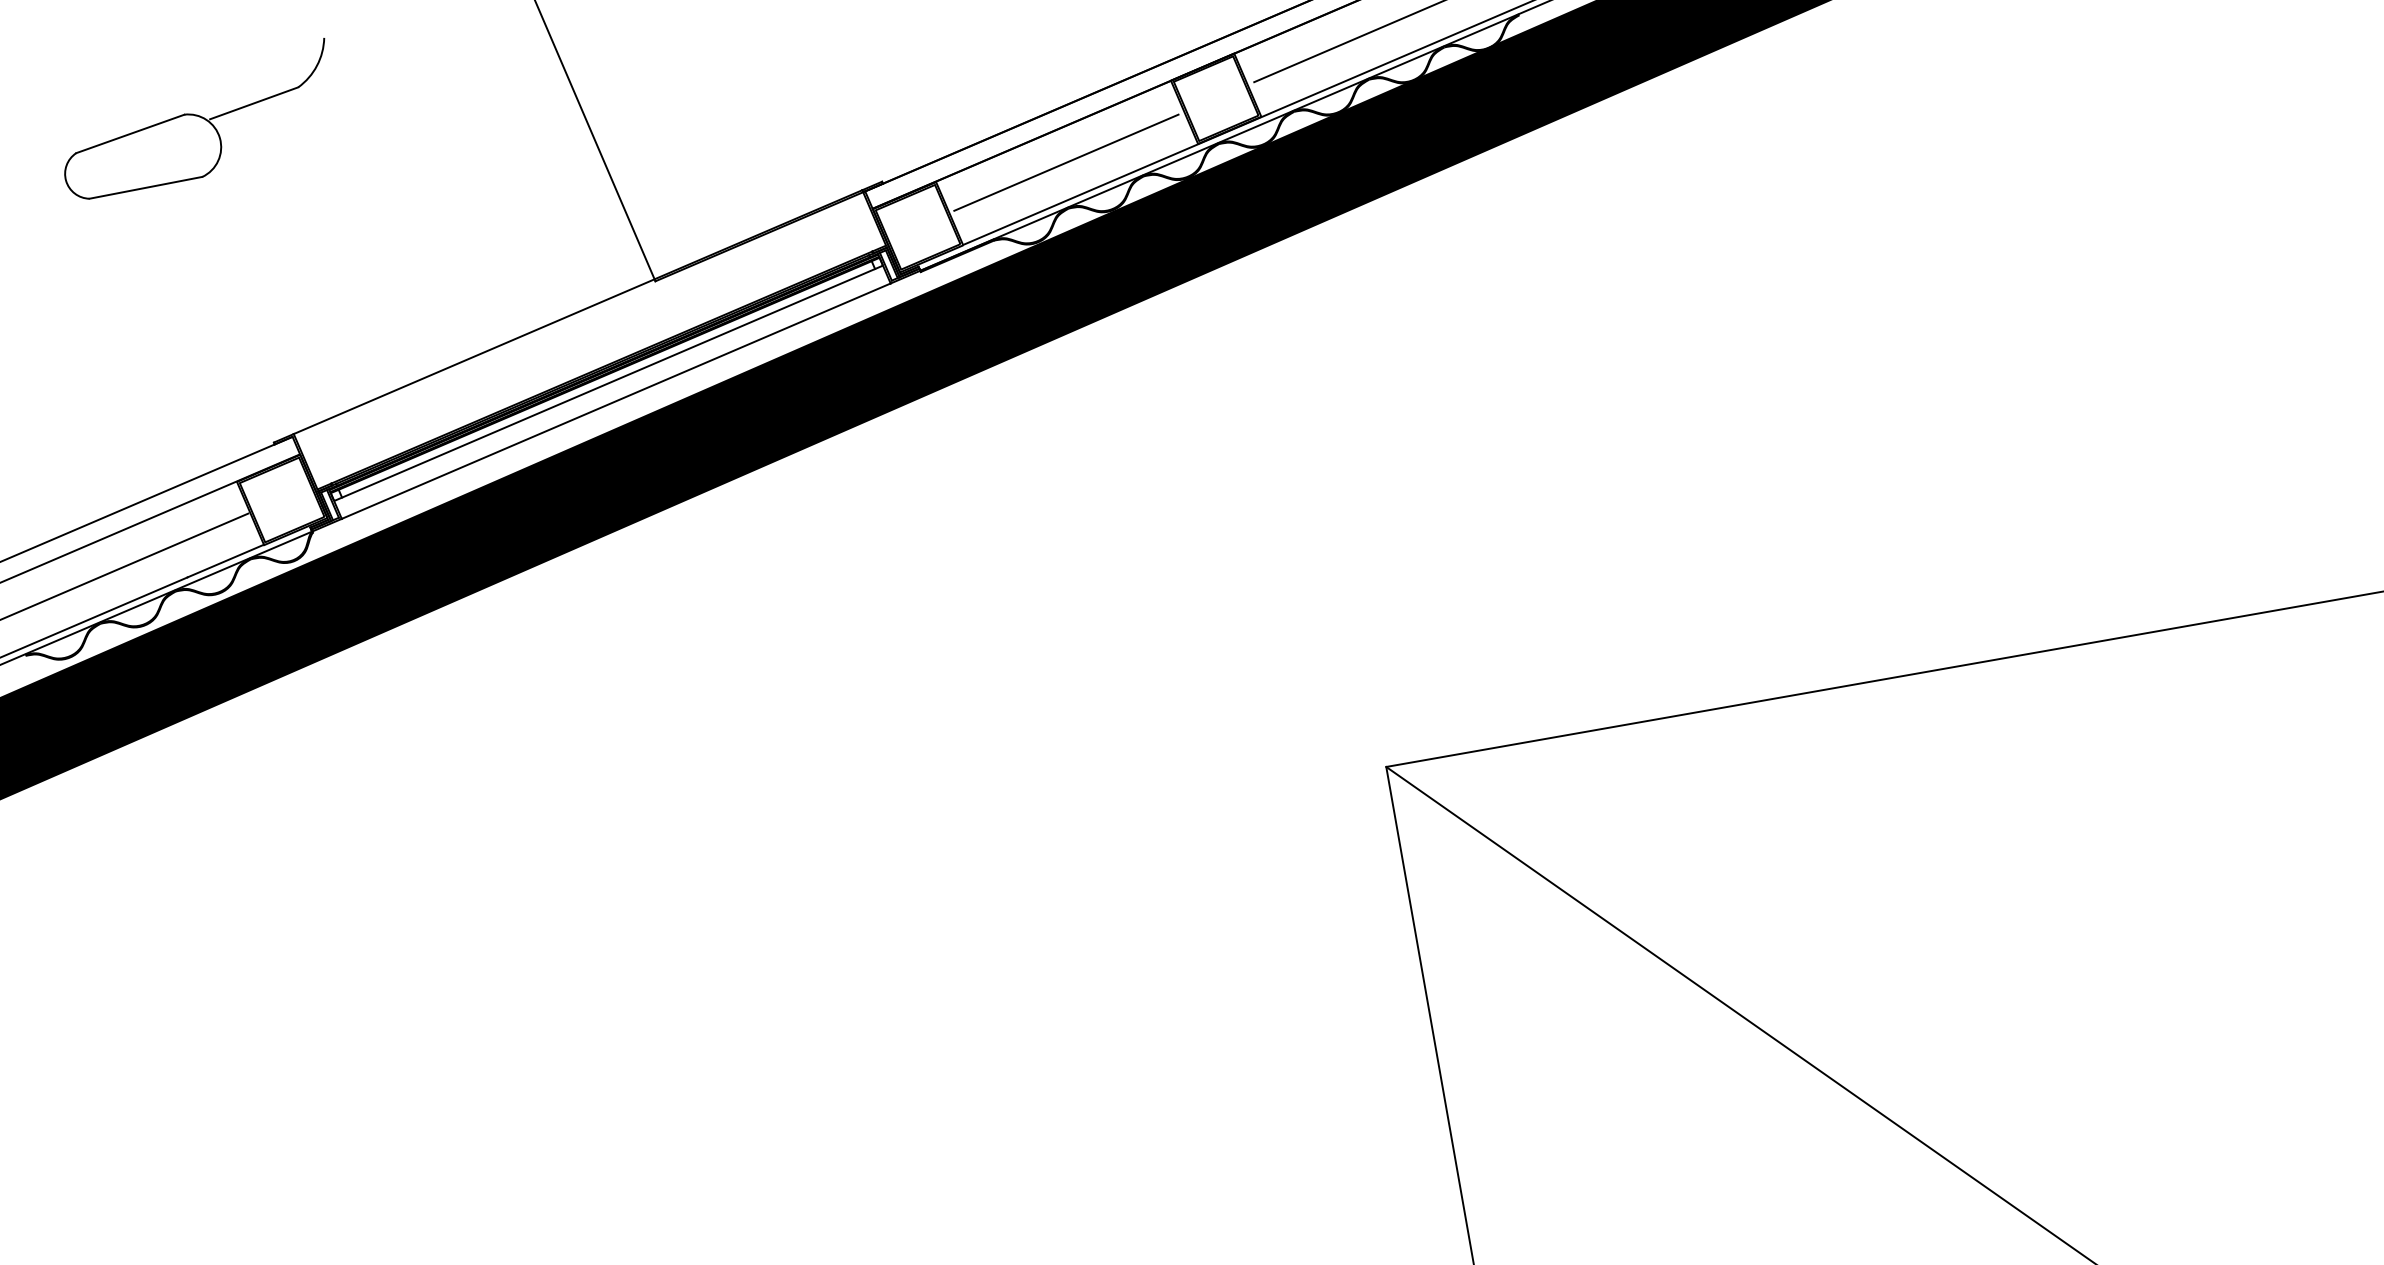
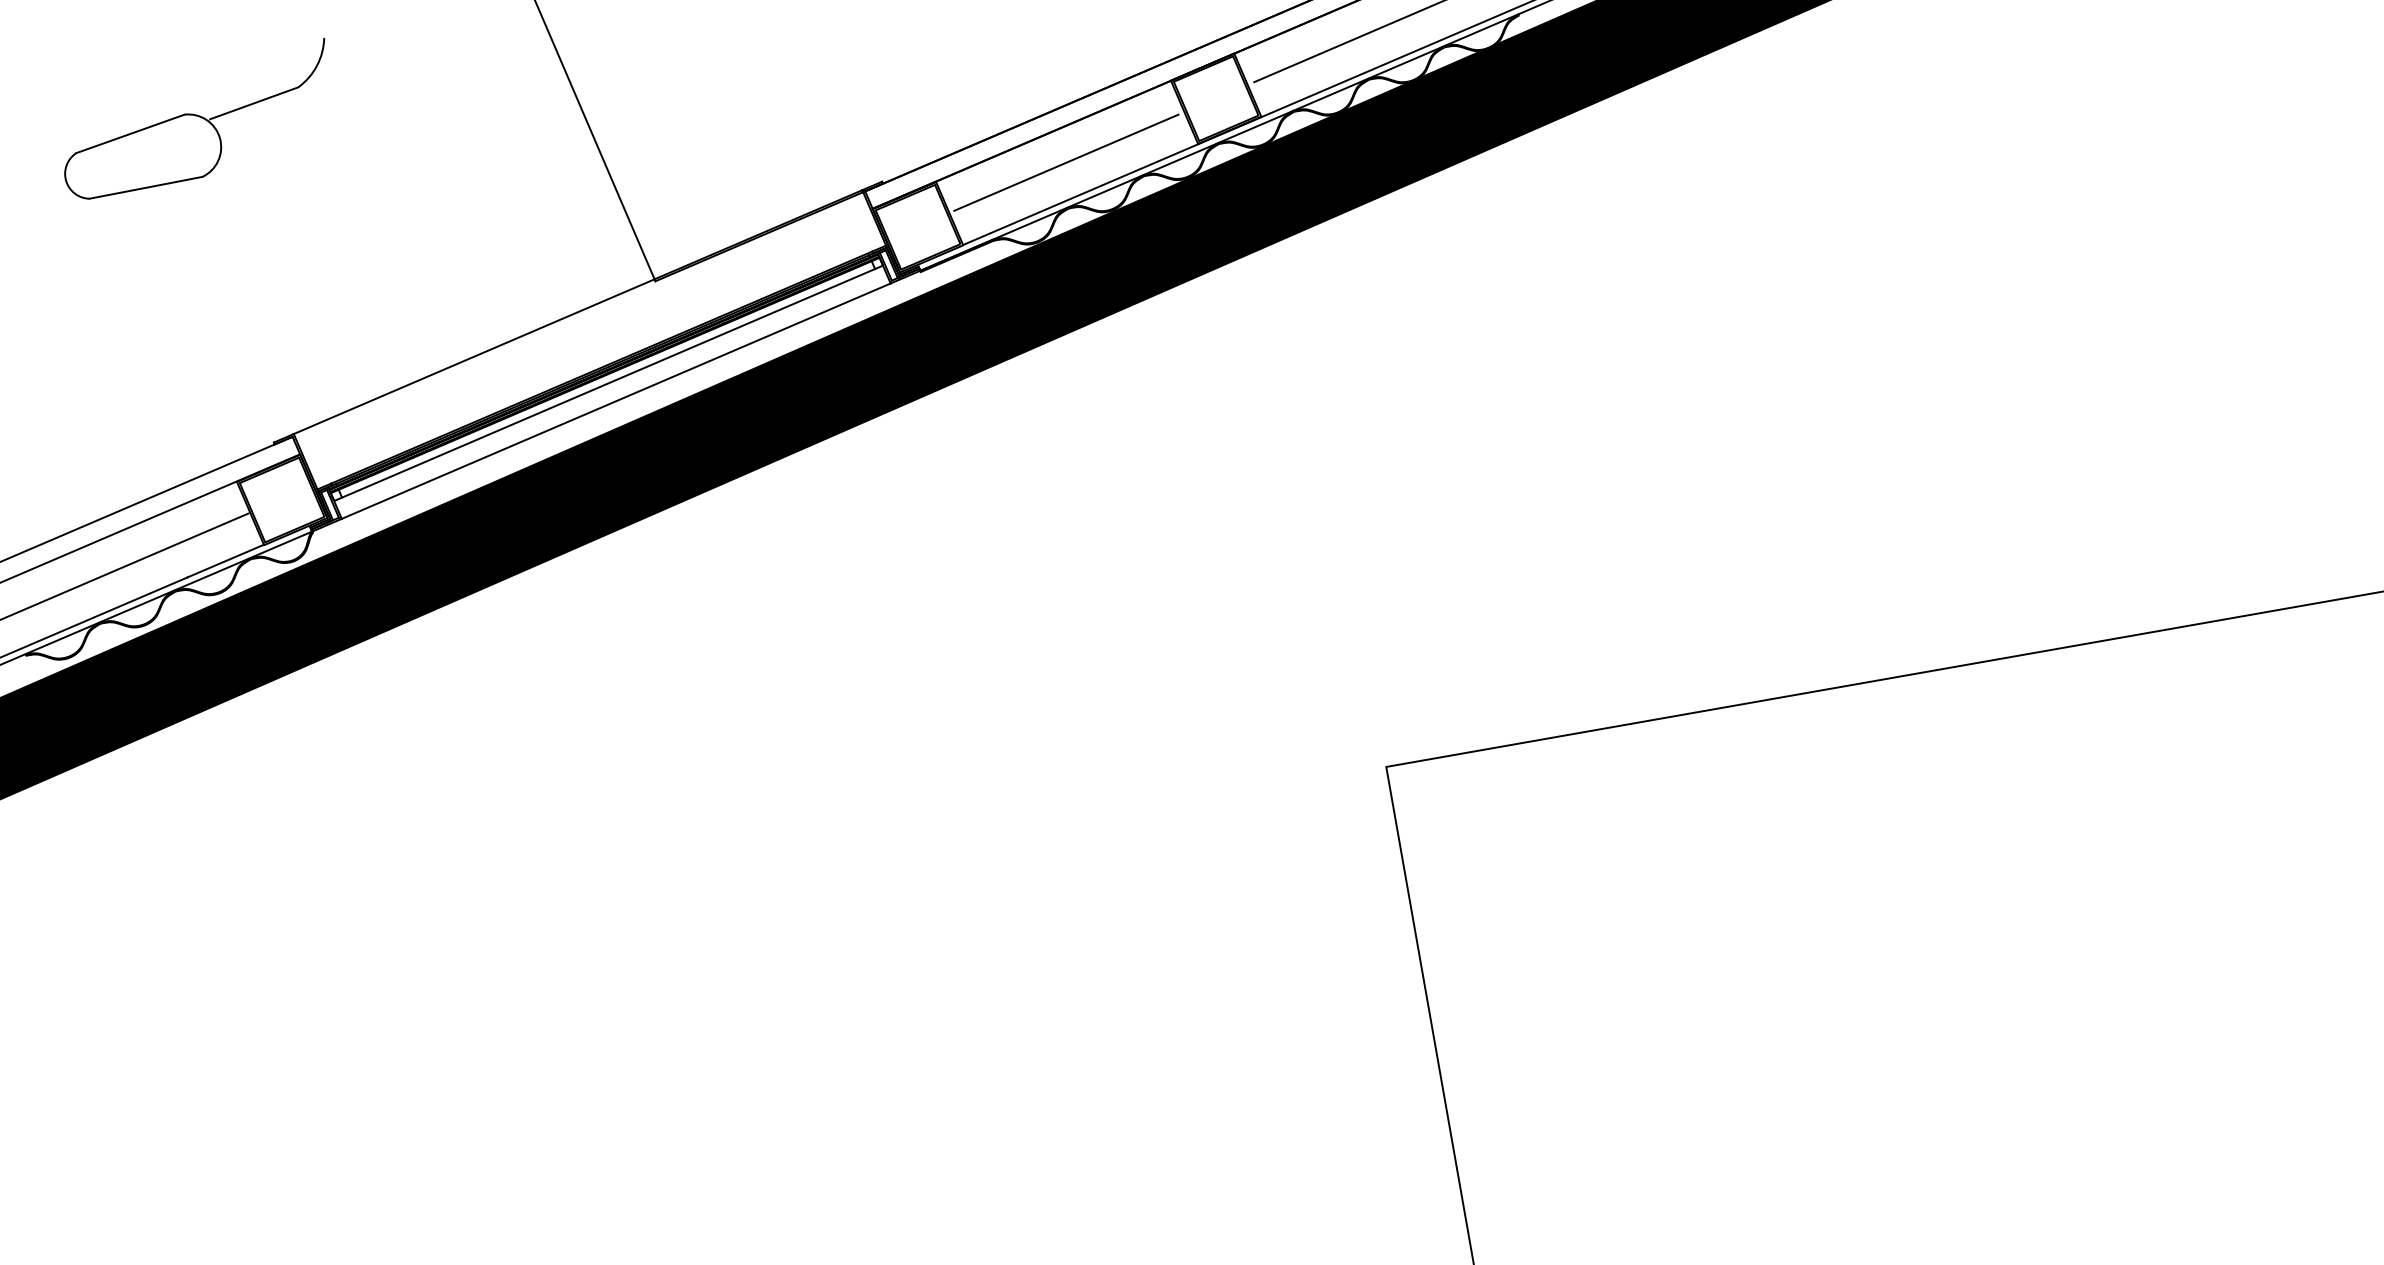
line: present -> none (1739, 1013)
